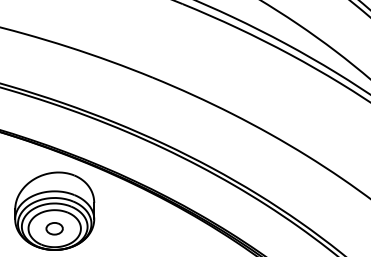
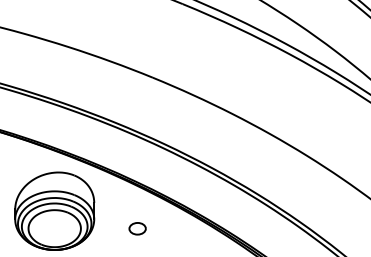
part position: (54, 228) -> (137, 228) (137, 228)
